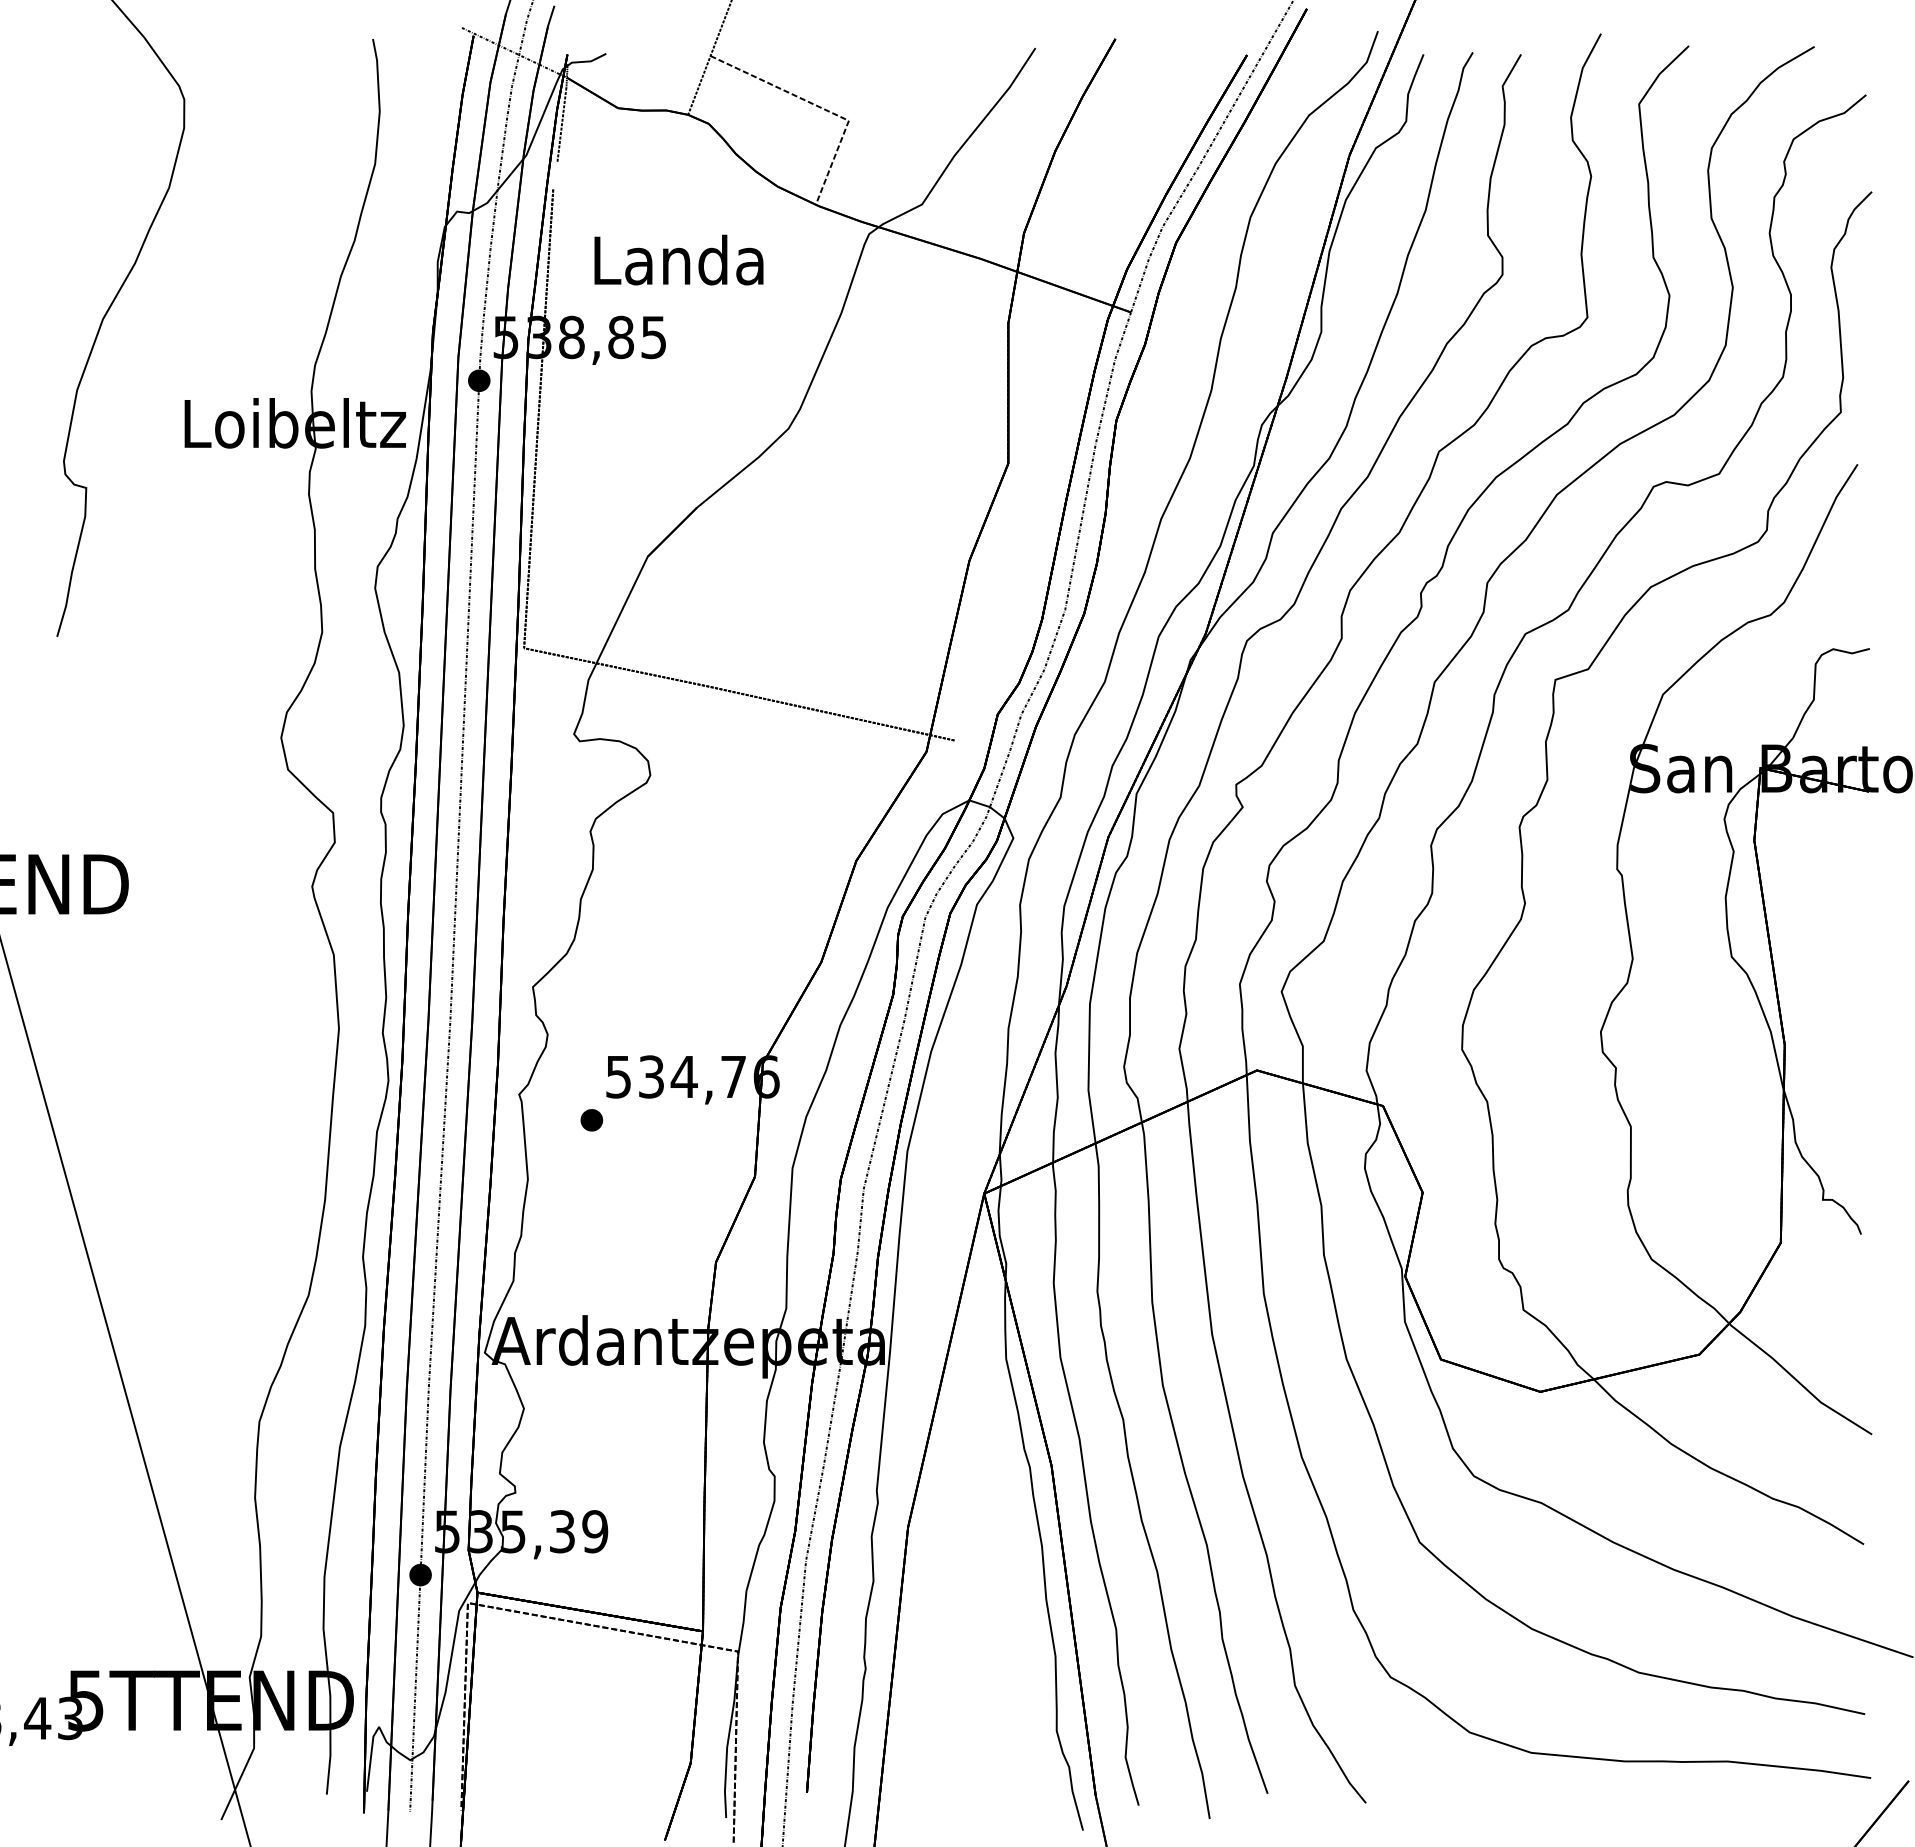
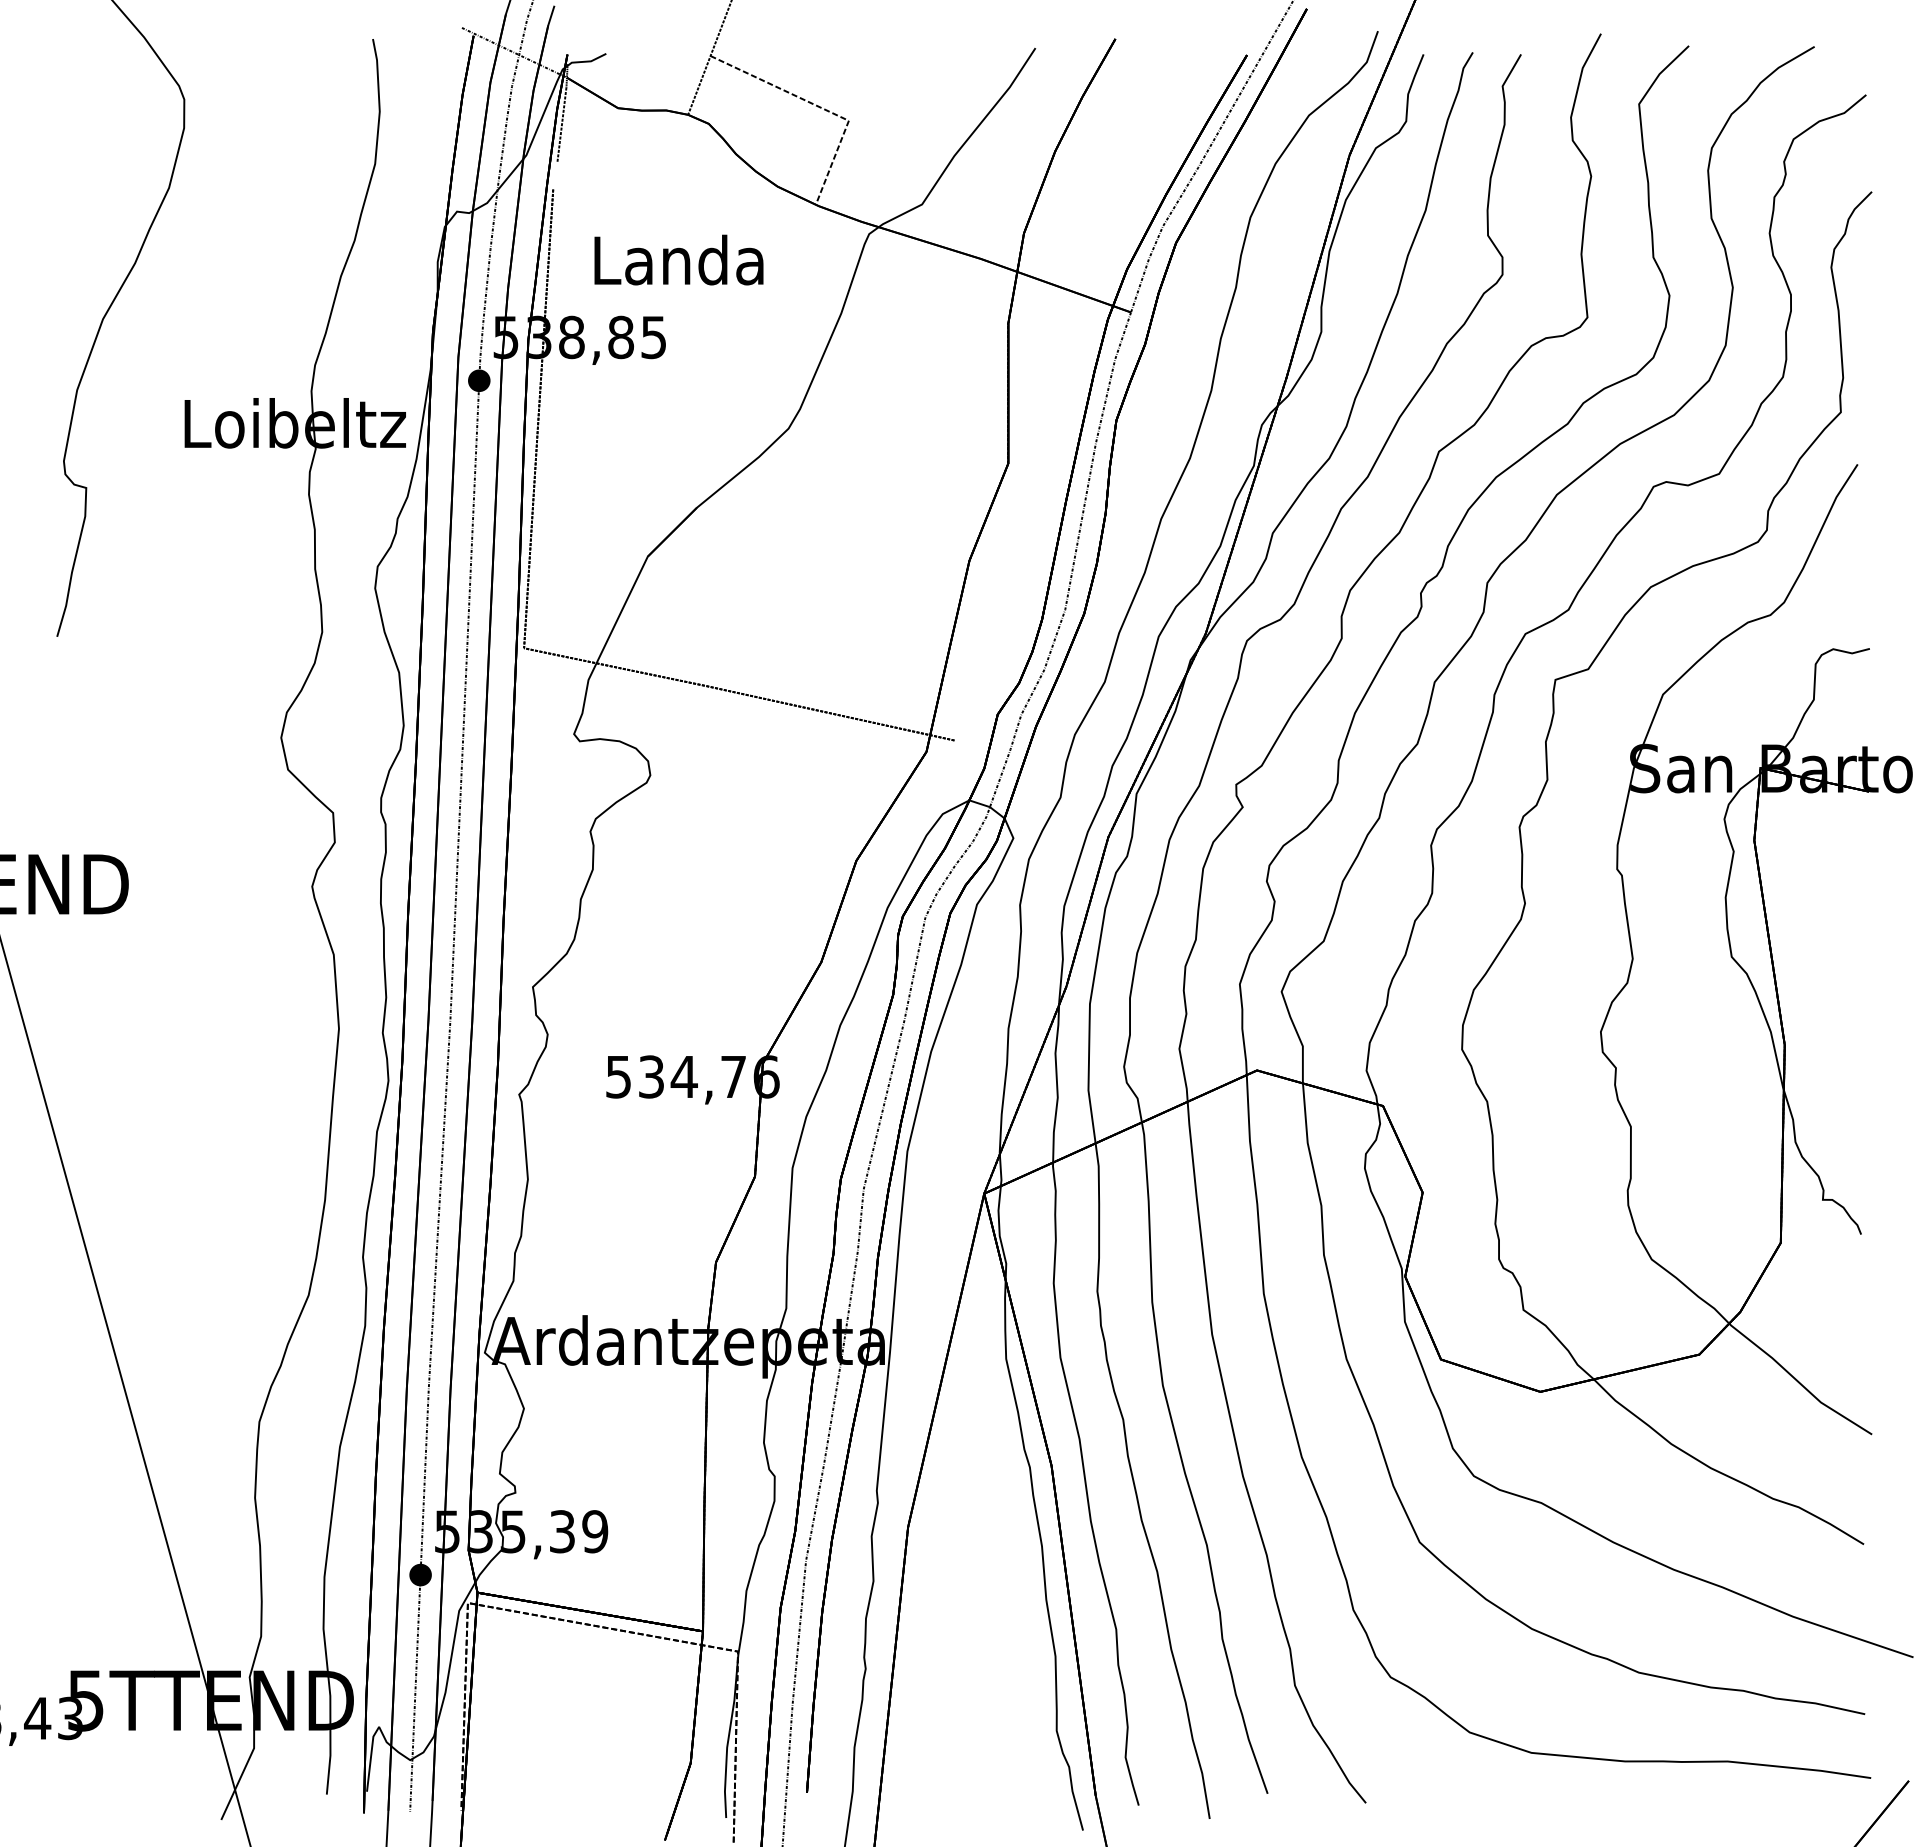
part: present -> none (591, 1120)
